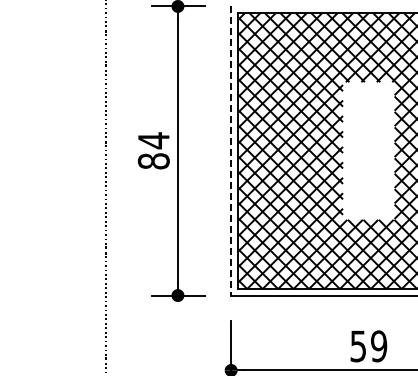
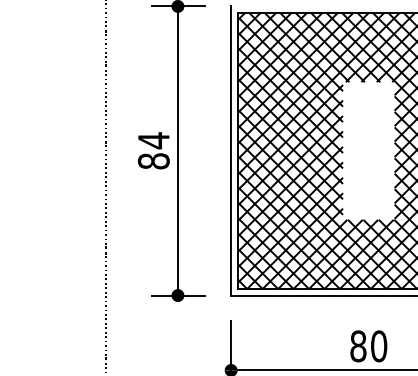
line: dashed -> solid (231, 151)
text: 59 -> 80 (368, 346)
